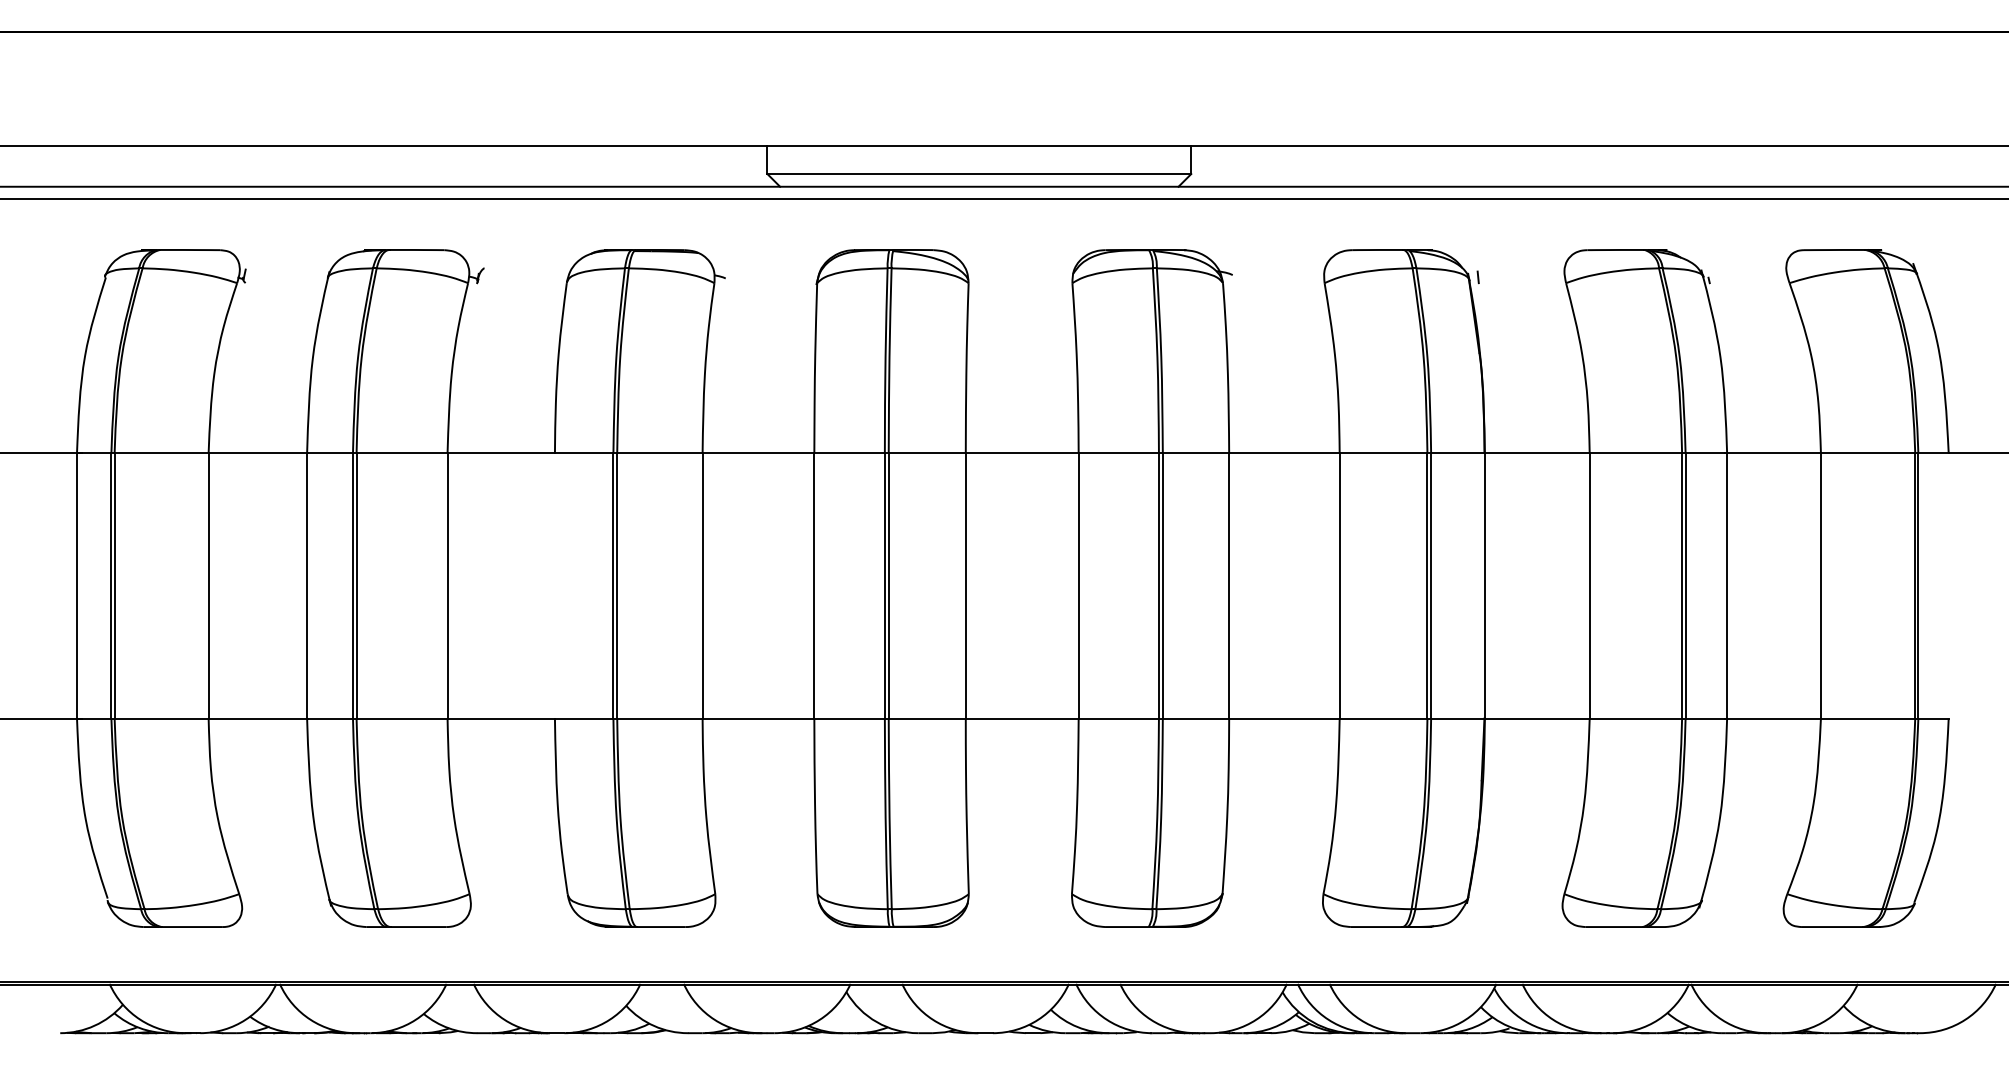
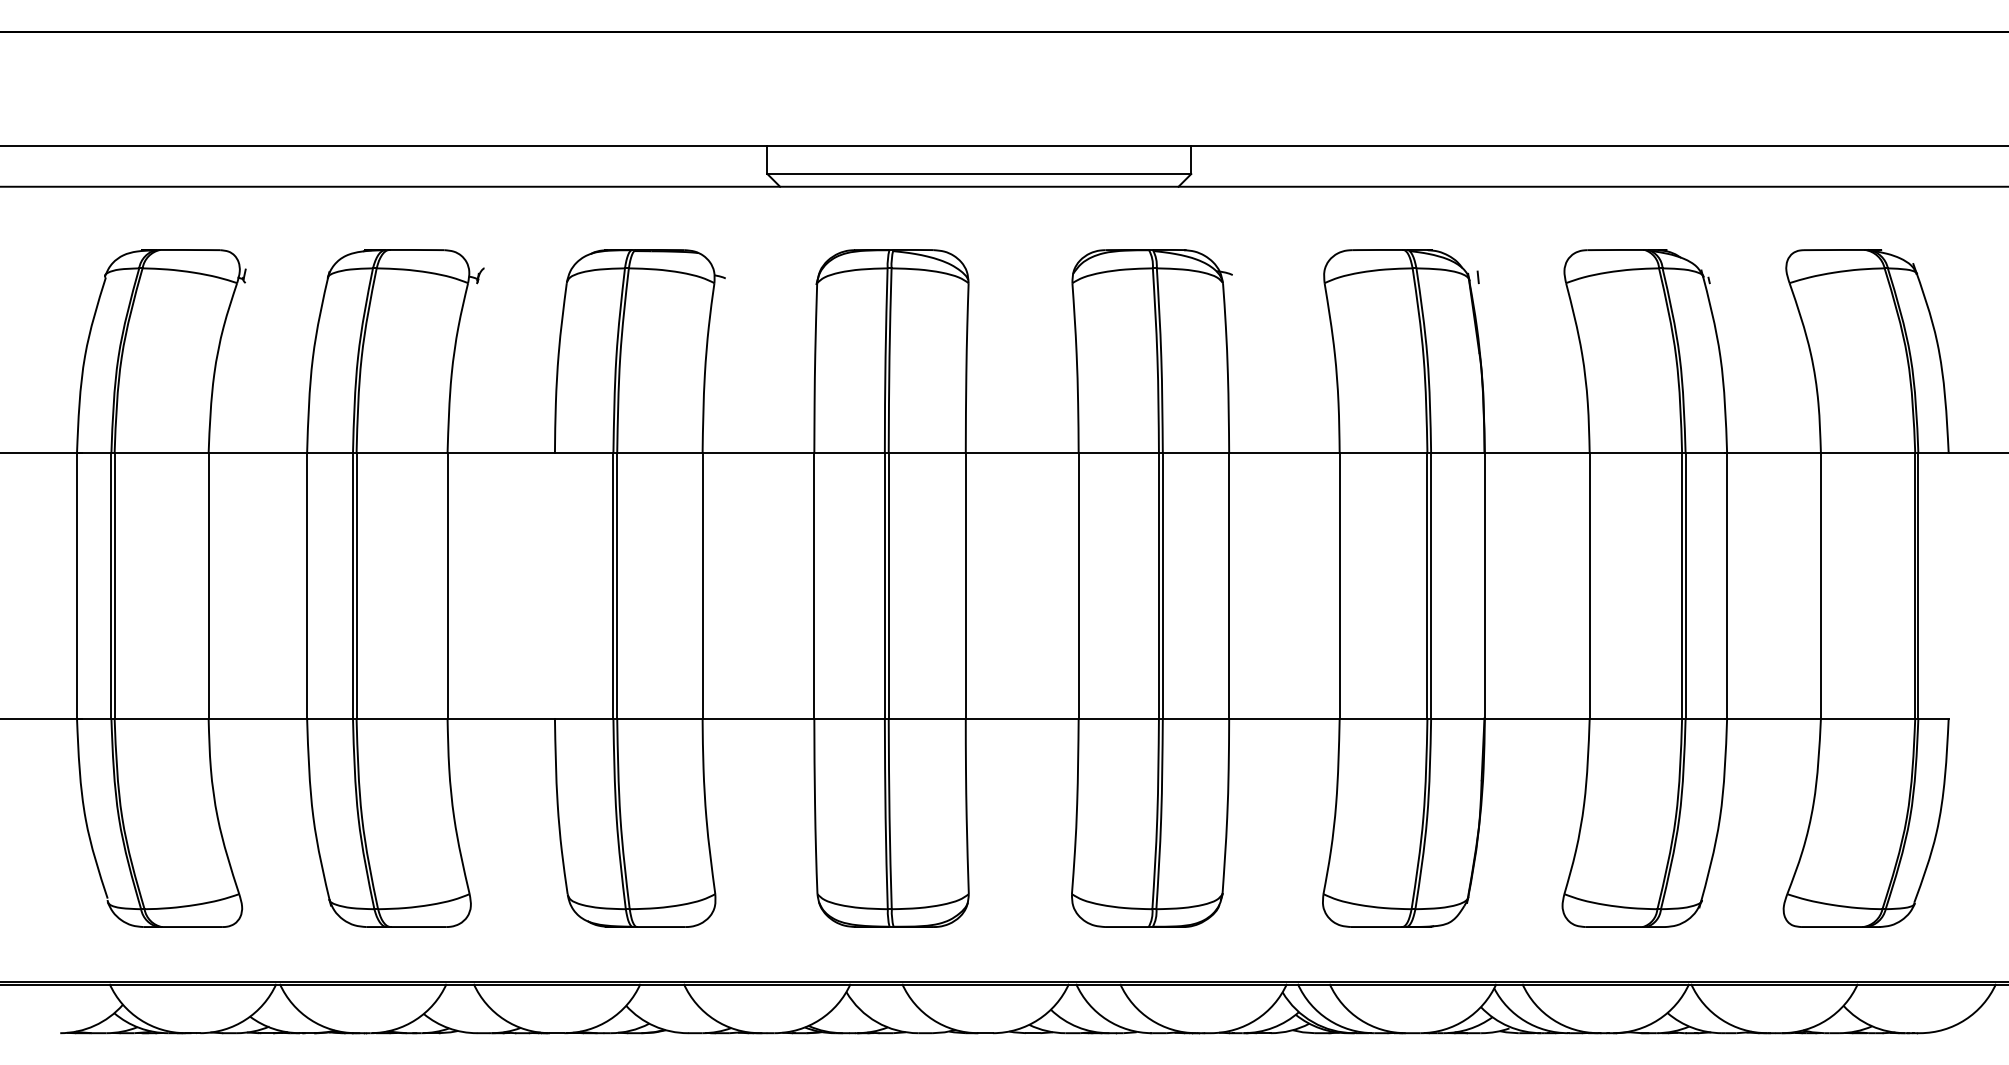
line: present -> none (1003, 198)
